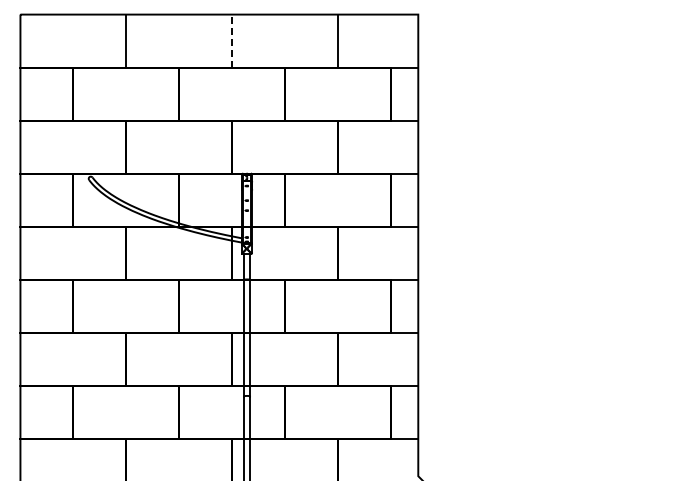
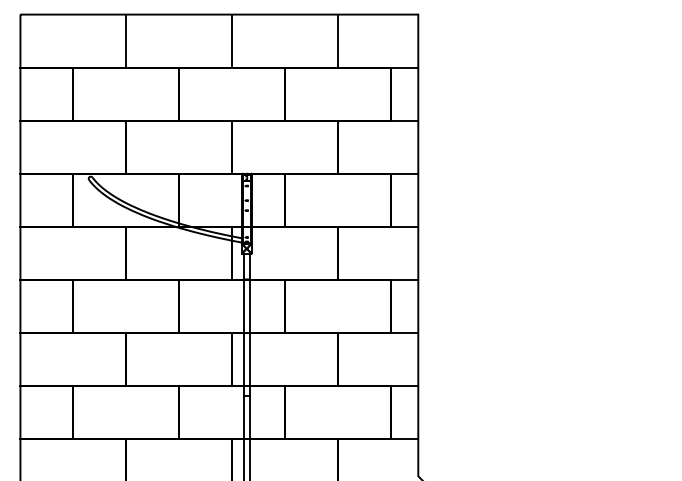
line: dashed -> solid (232, 41)
